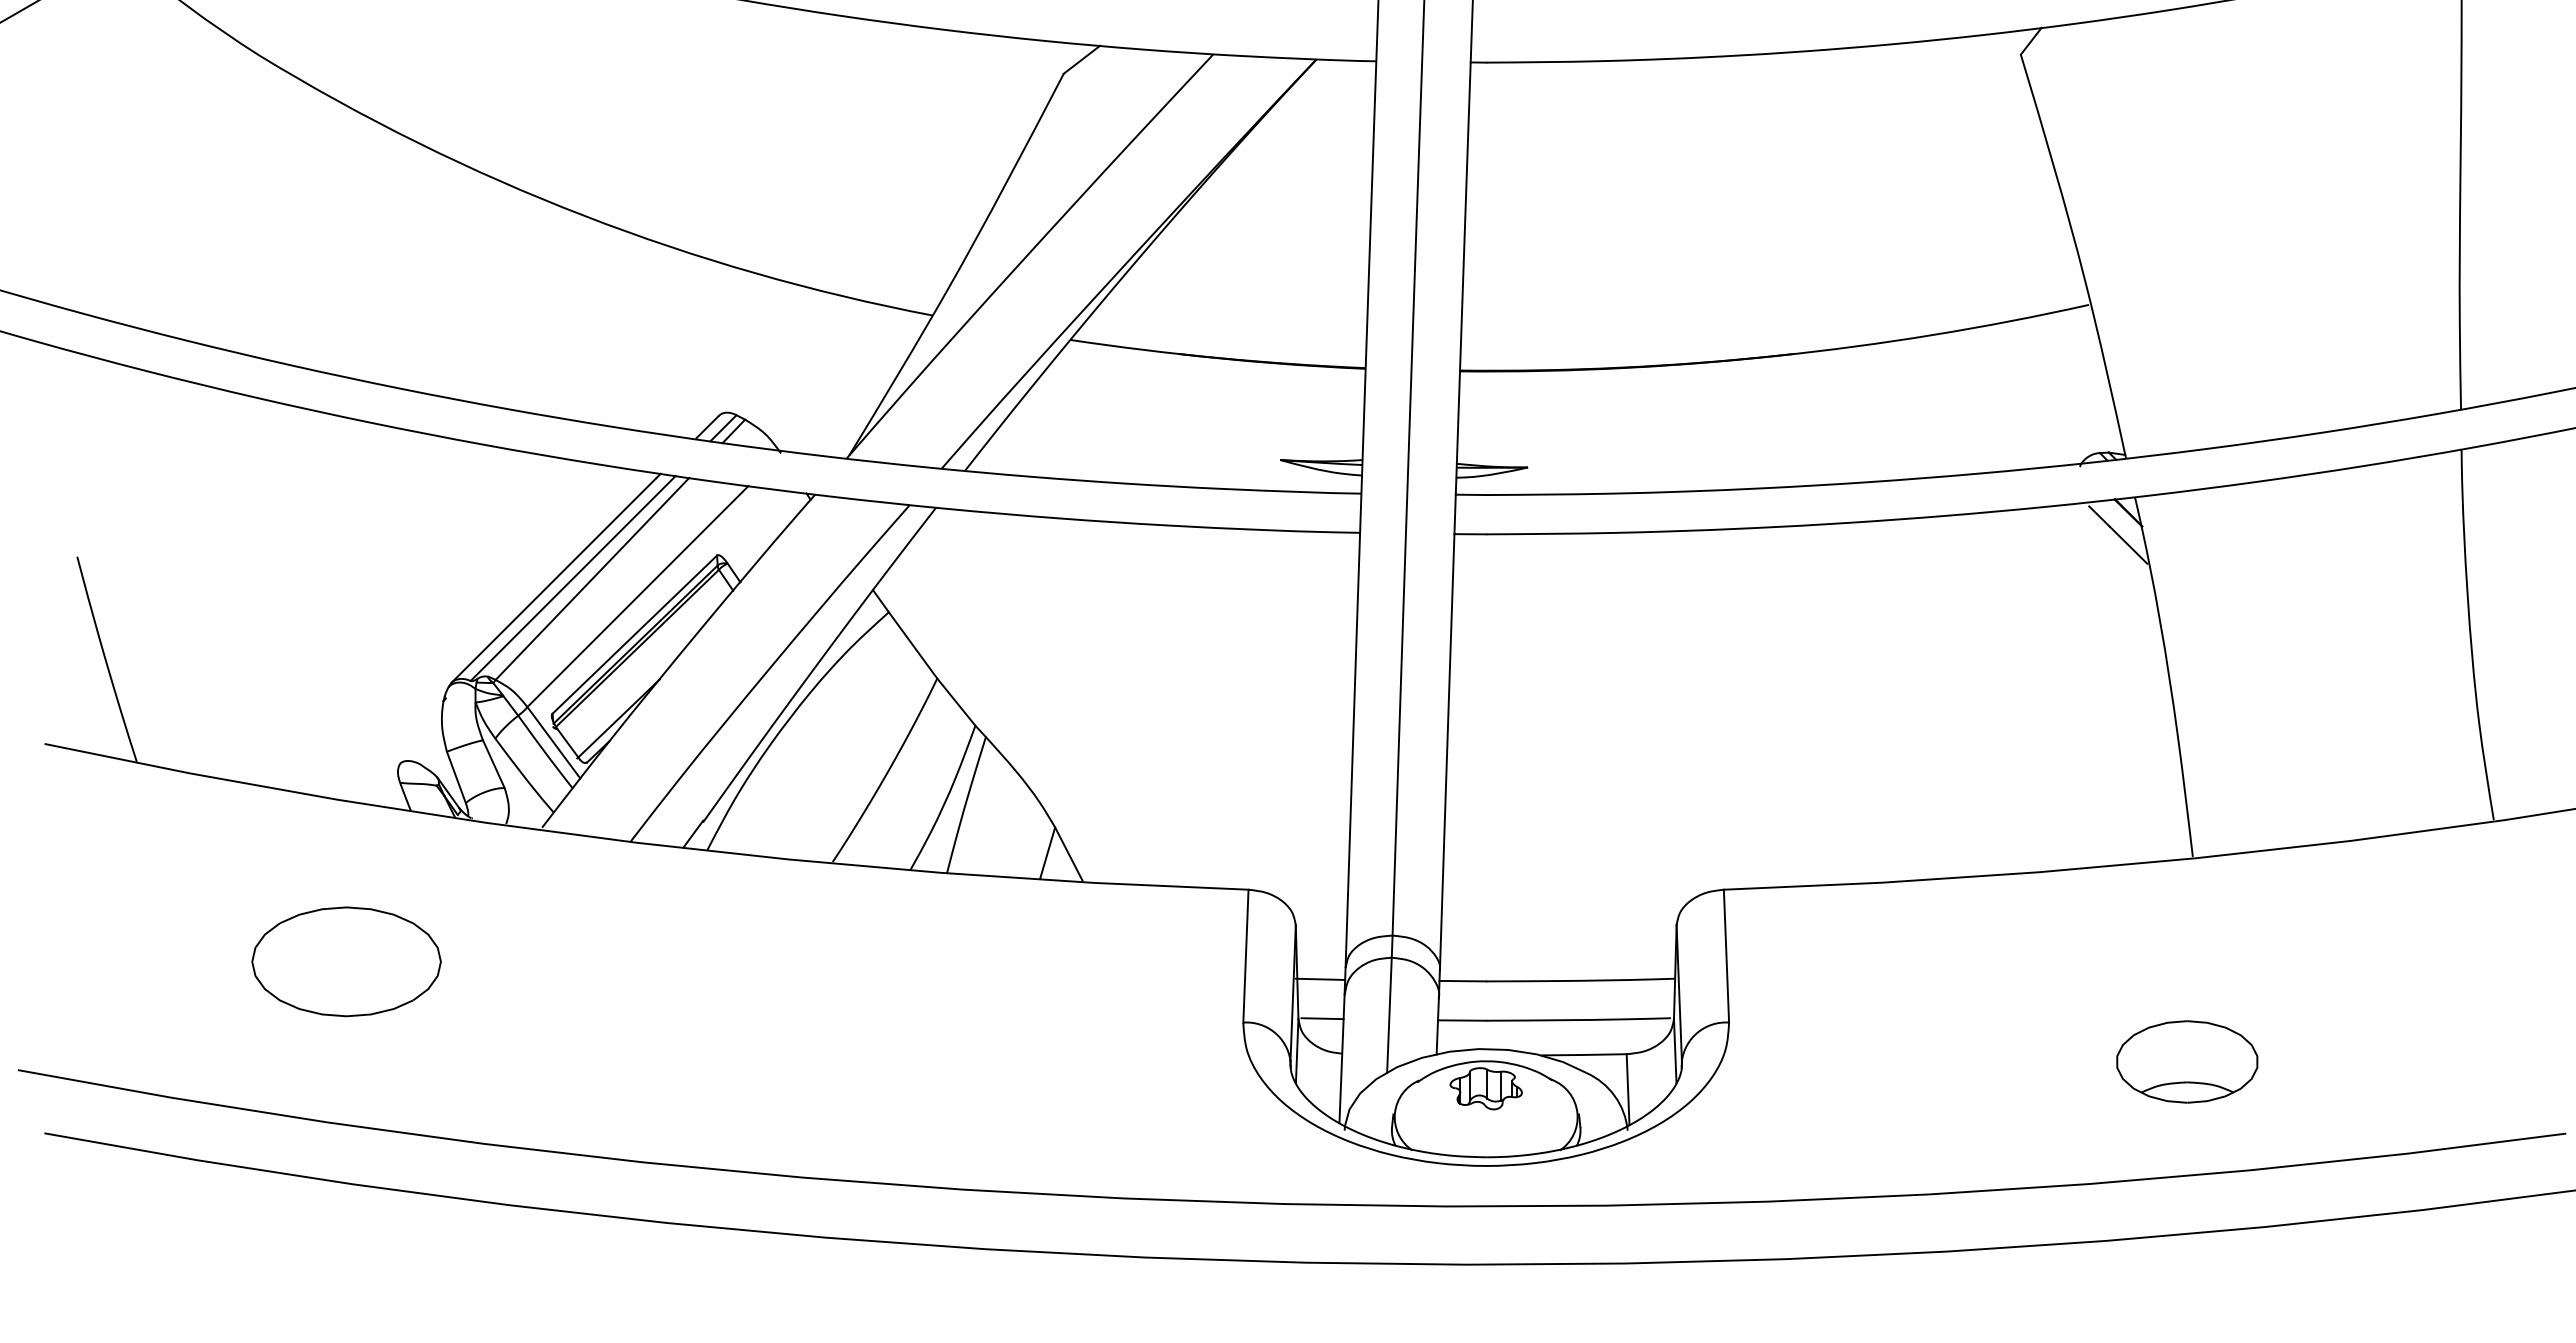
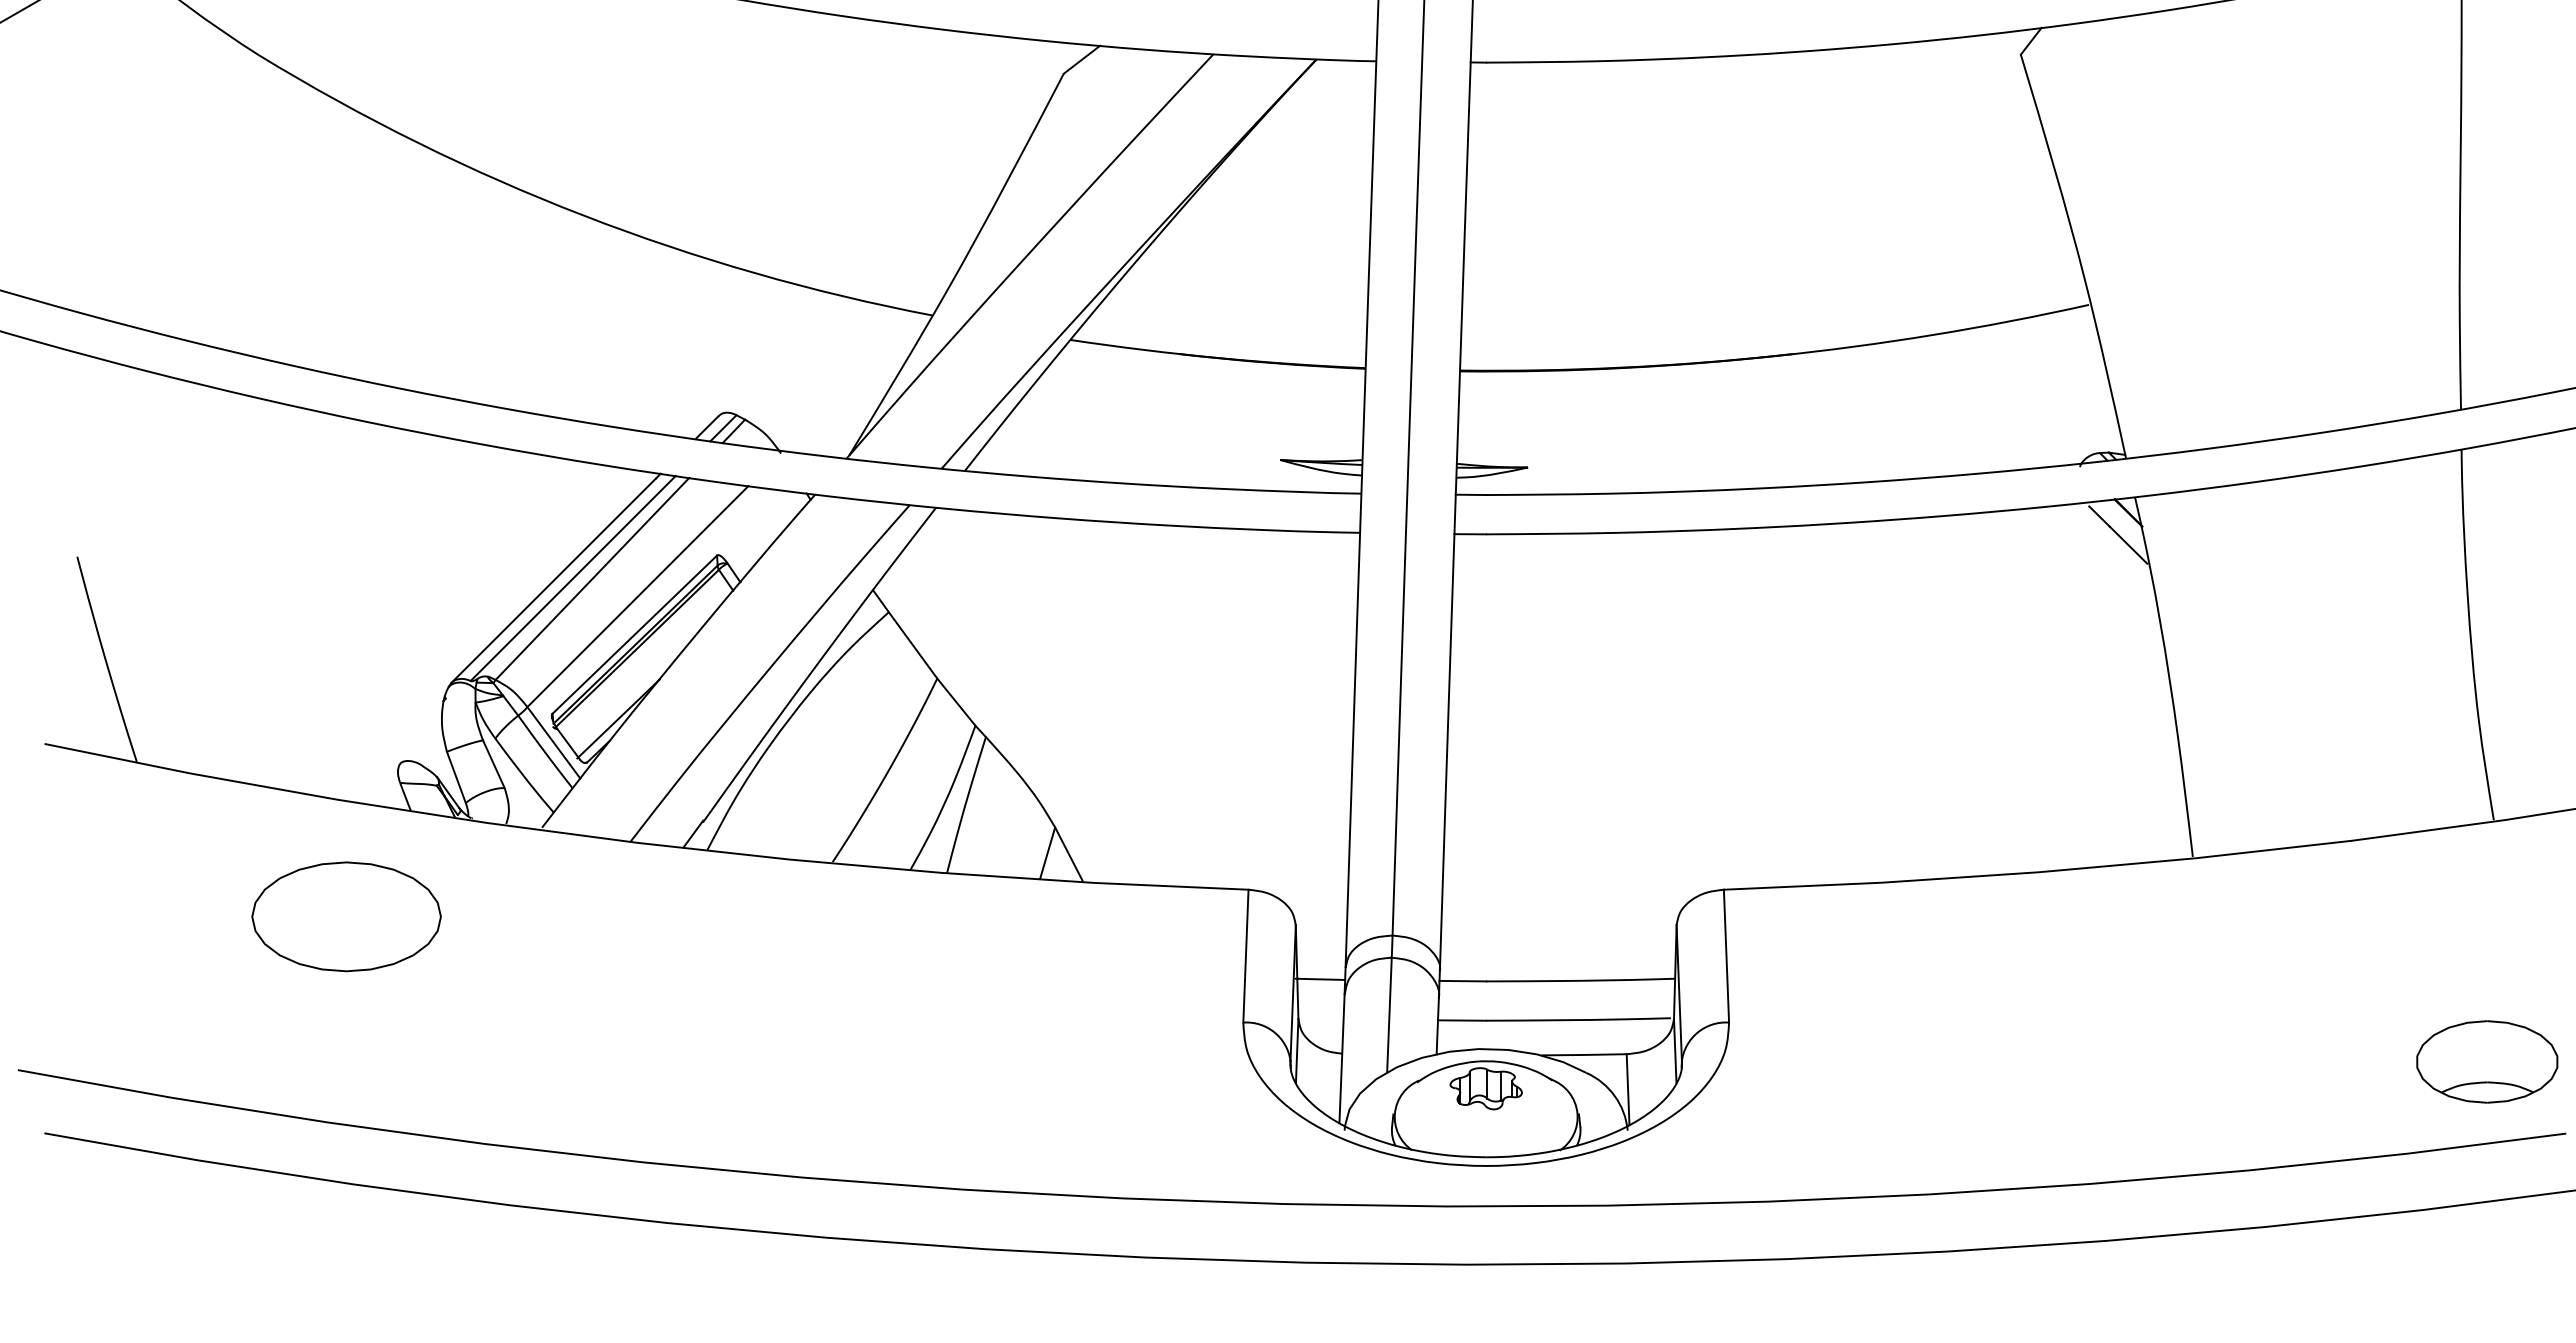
part position: (346, 961) -> (346, 916) (346, 916)
line: present -> none (1322, 1018)
part position: (2187, 1061) -> (2487, 1061) (2487, 1061)
